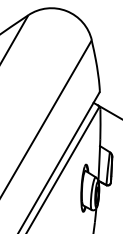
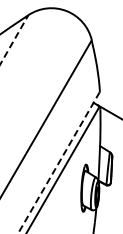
arc: solid -> dashed (14, 39)
line: solid -> dashed (58, 162)
